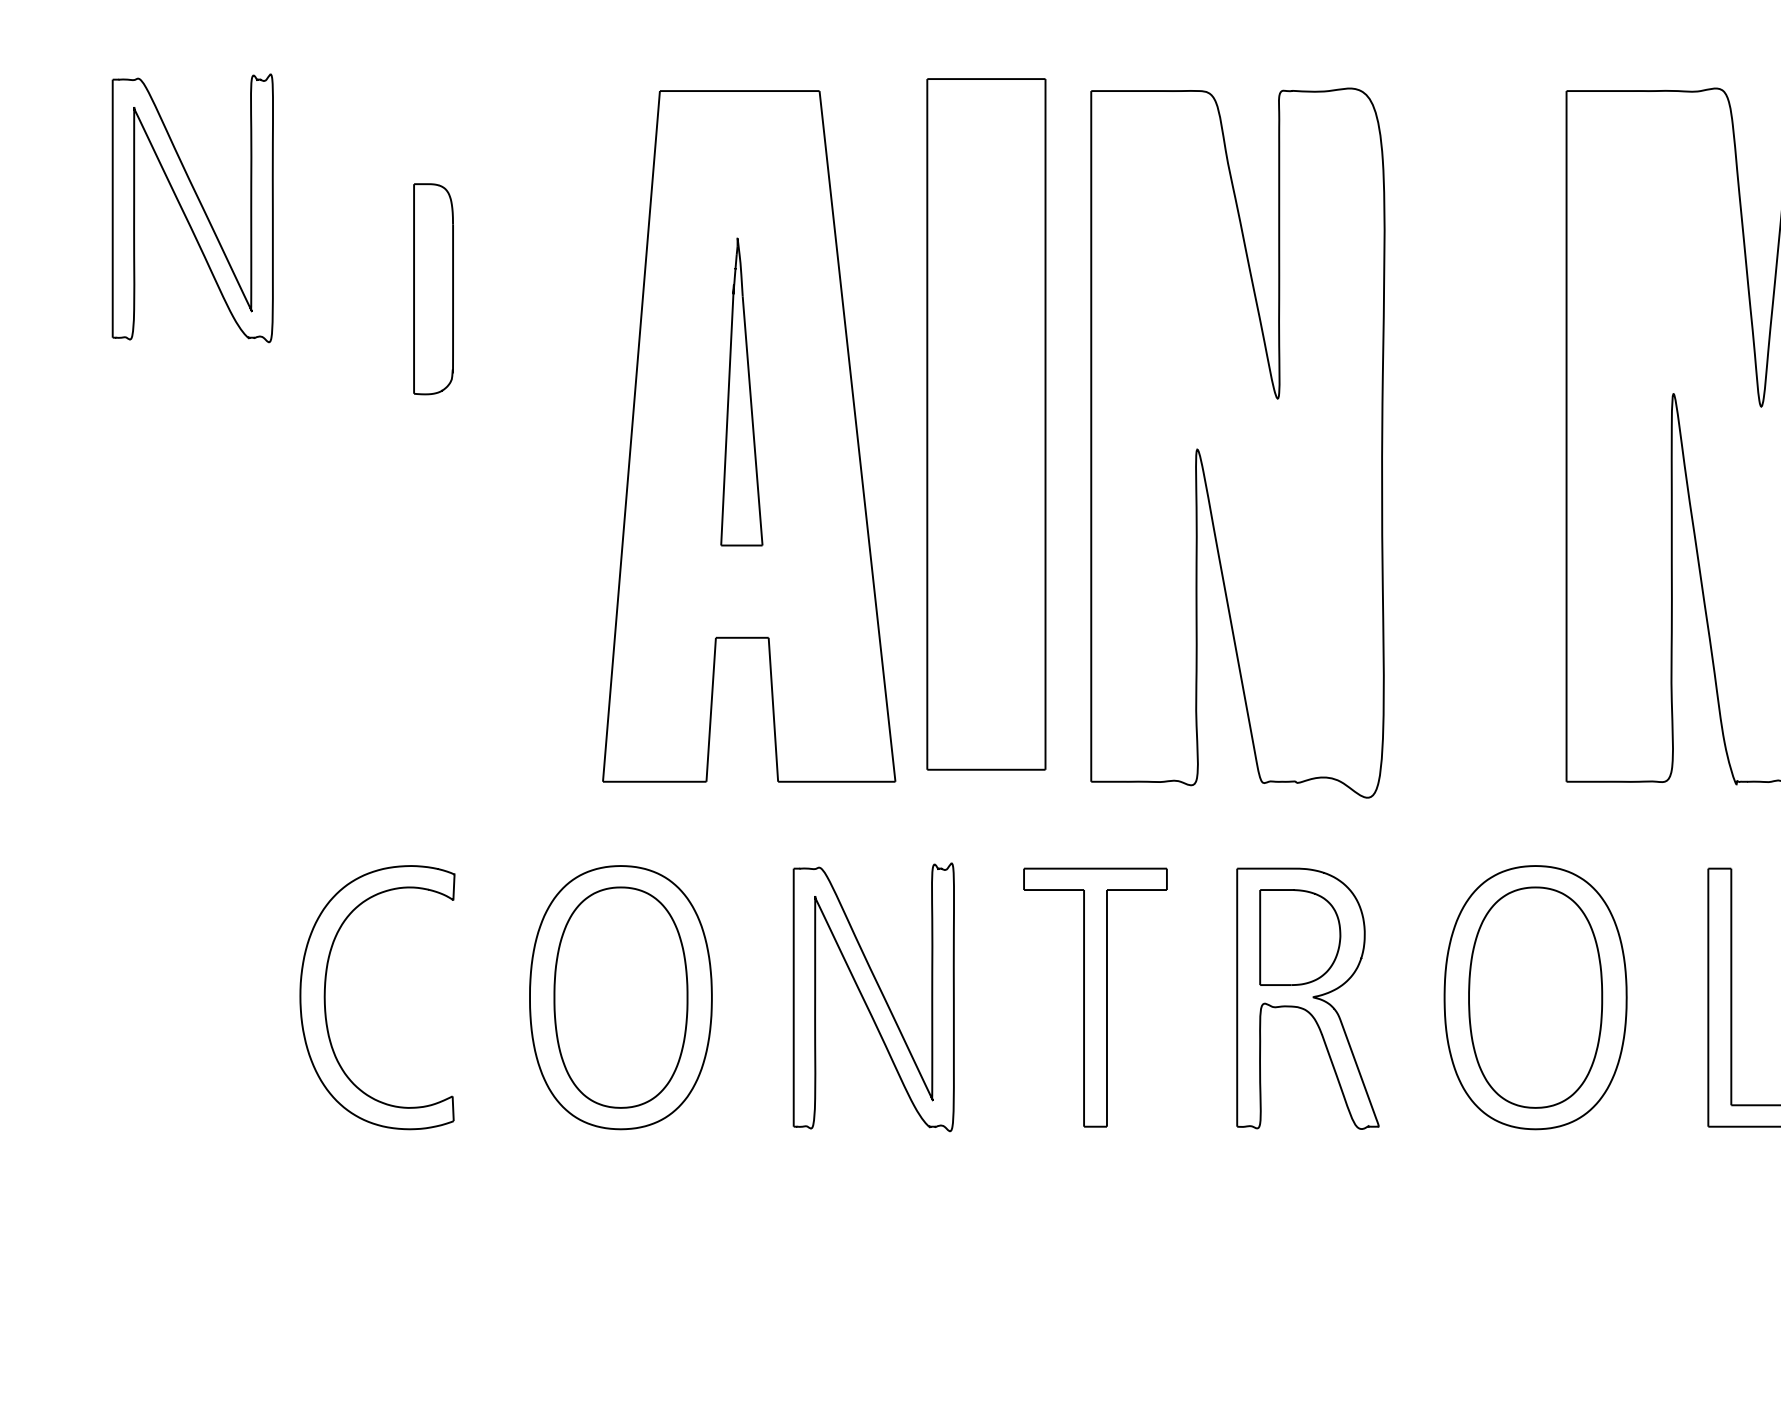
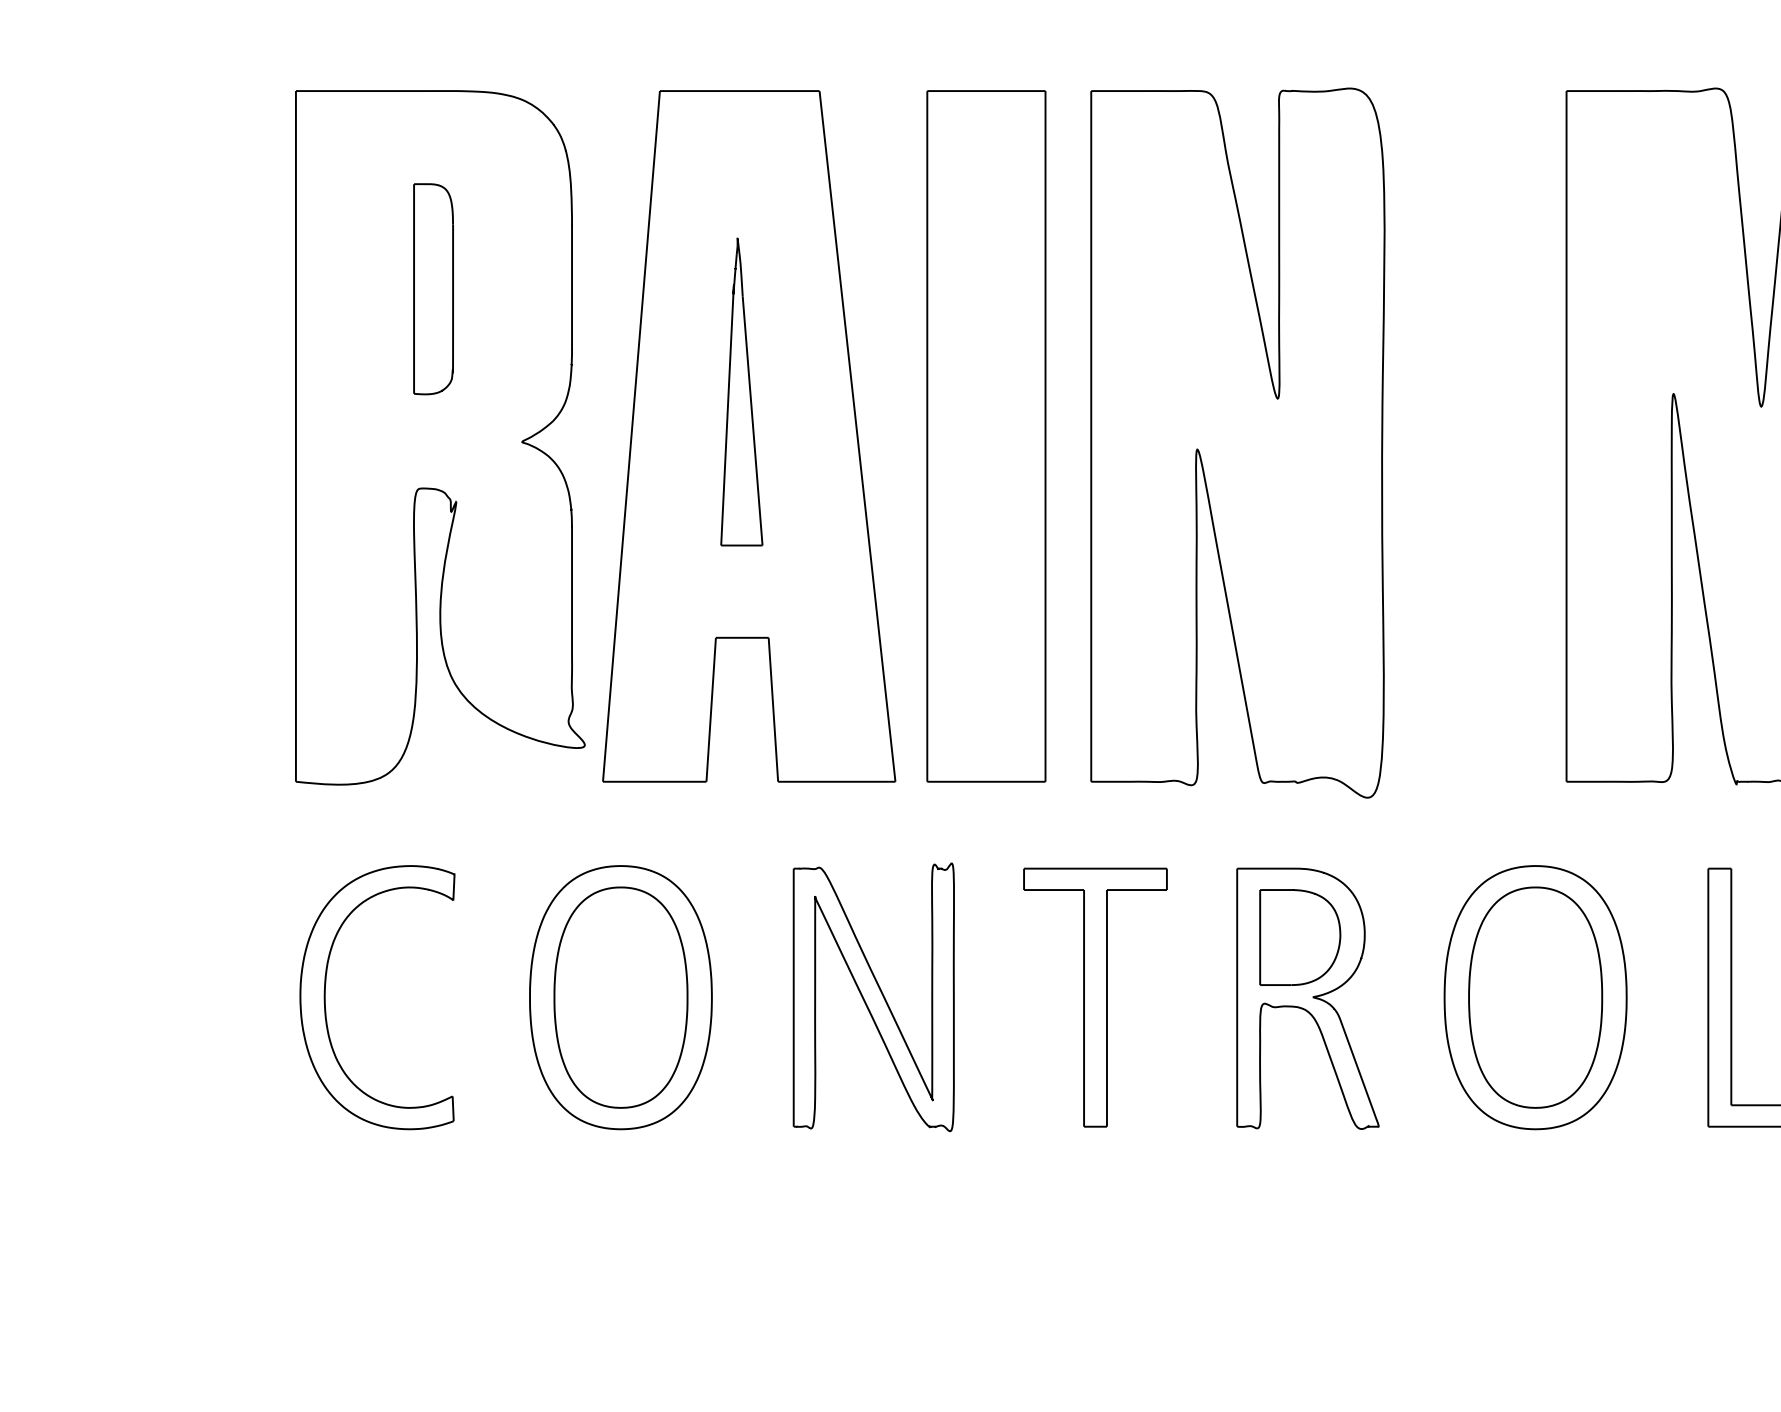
part: present -> none (192, 208)
part position: (986, 424) -> (986, 436) (986, 436)
part: none -> present (440, 437)
